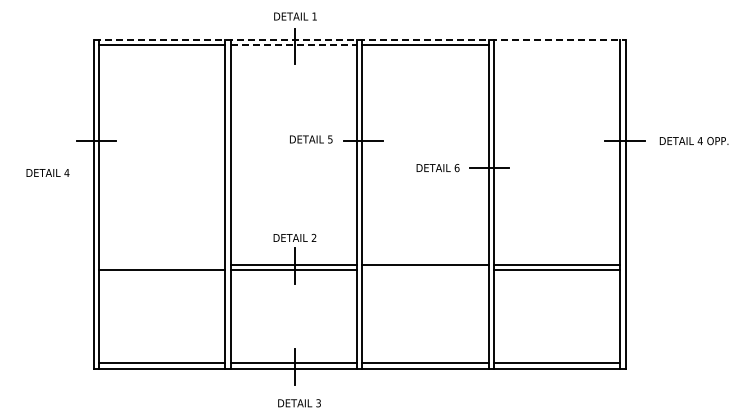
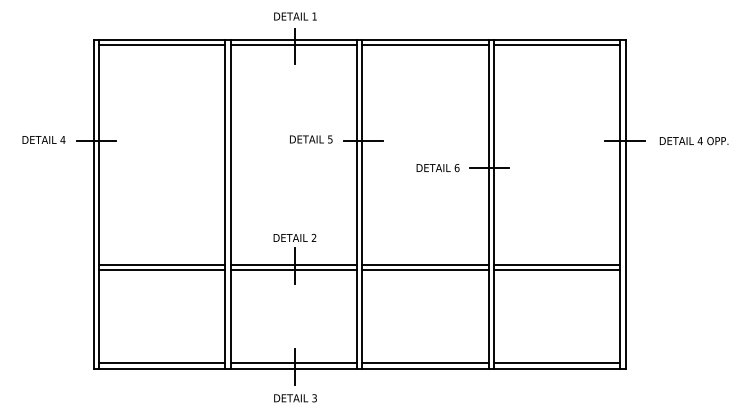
line: dashed -> solid (359, 39)
line: dashed -> solid (294, 45)
line: none -> present (557, 45)
text position: (47, 172) -> (43, 139) (43, 139)
line: none -> present (162, 264)
line: none -> present (425, 270)
text position: (299, 403) -> (295, 398) (295, 398)
